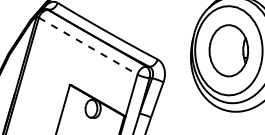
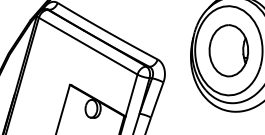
line: dashed -> solid (88, 46)
